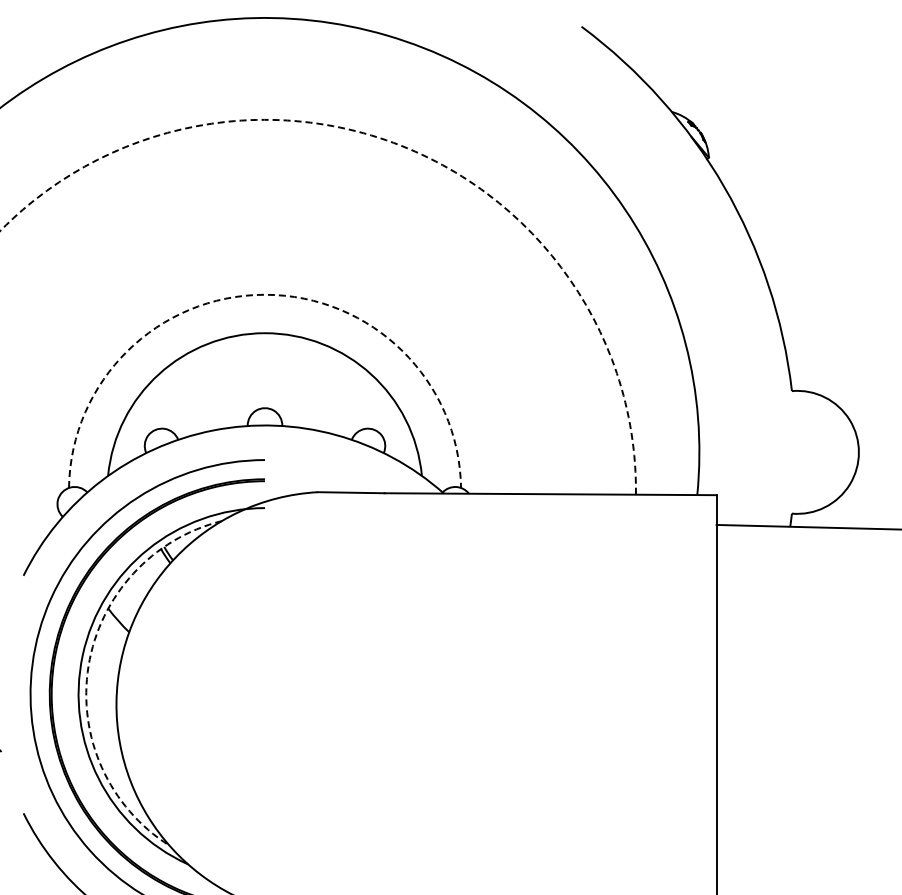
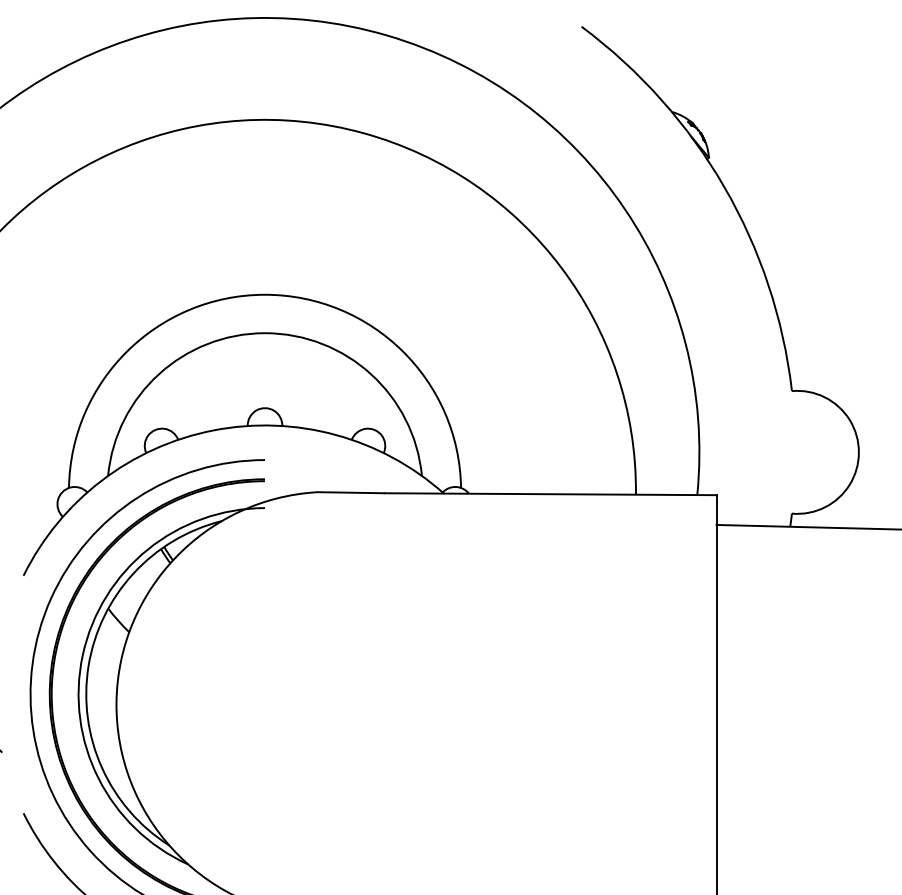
arc: dashed -> solid (405, 147)
arc: dashed -> solid (265, 294)
arc: dashed -> solid (88, 666)
